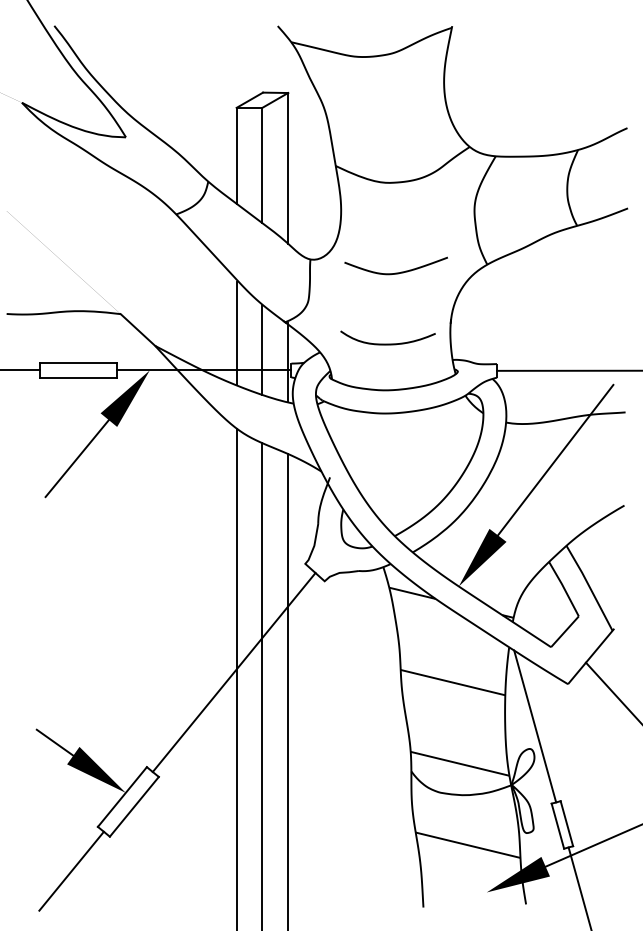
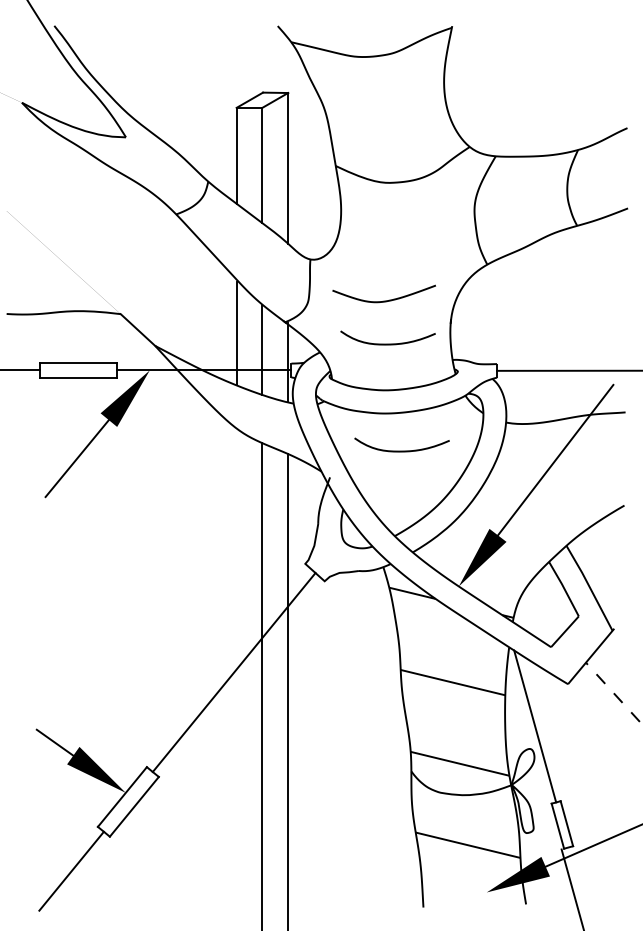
curve position: (395, 272) -> (383, 300) (383, 300)
curve: none -> present (401, 450)
line: present -> none (236, 677)
line: solid -> dashed (614, 693)
line position: (579, 887) -> (572, 888) (572, 888)
